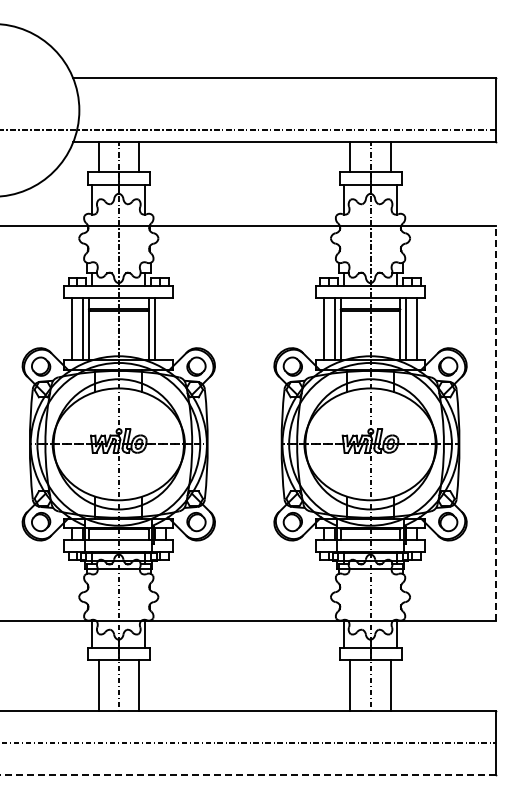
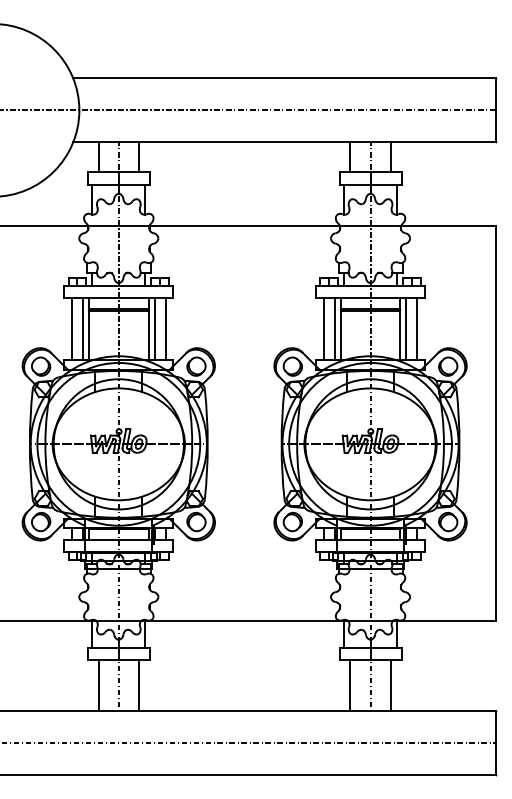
line position: (249, 130) -> (249, 110) (249, 110)
line: none -> present (165, 329)
line: dashed -> solid (496, 422)
line: dashed -> solid (248, 775)
